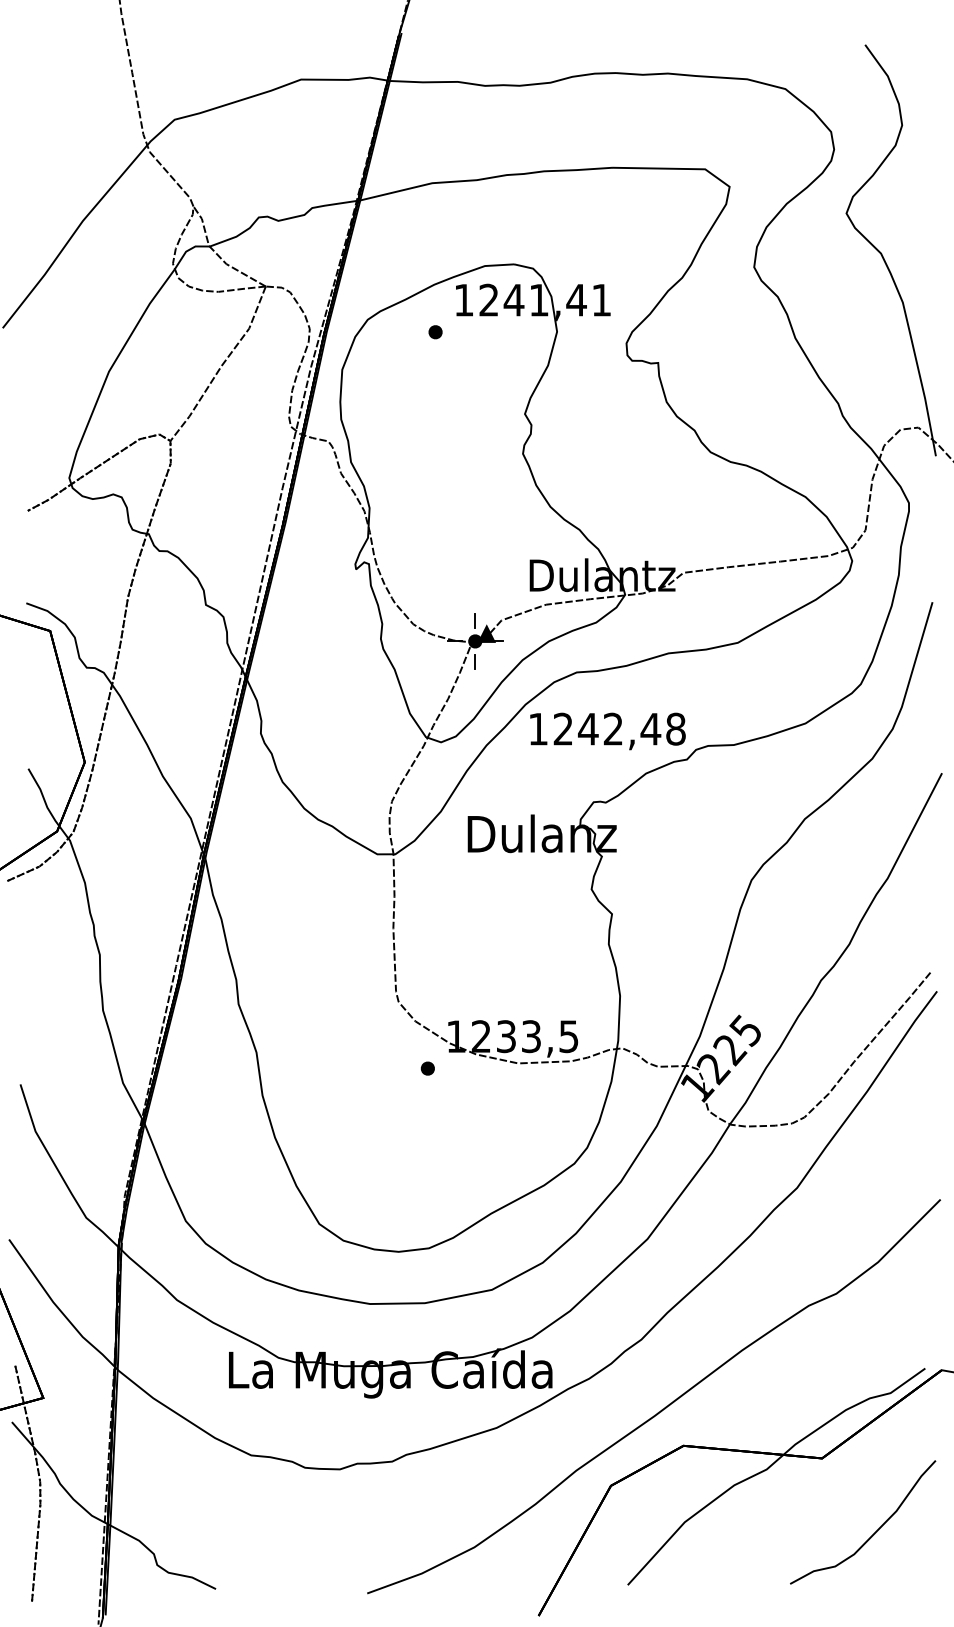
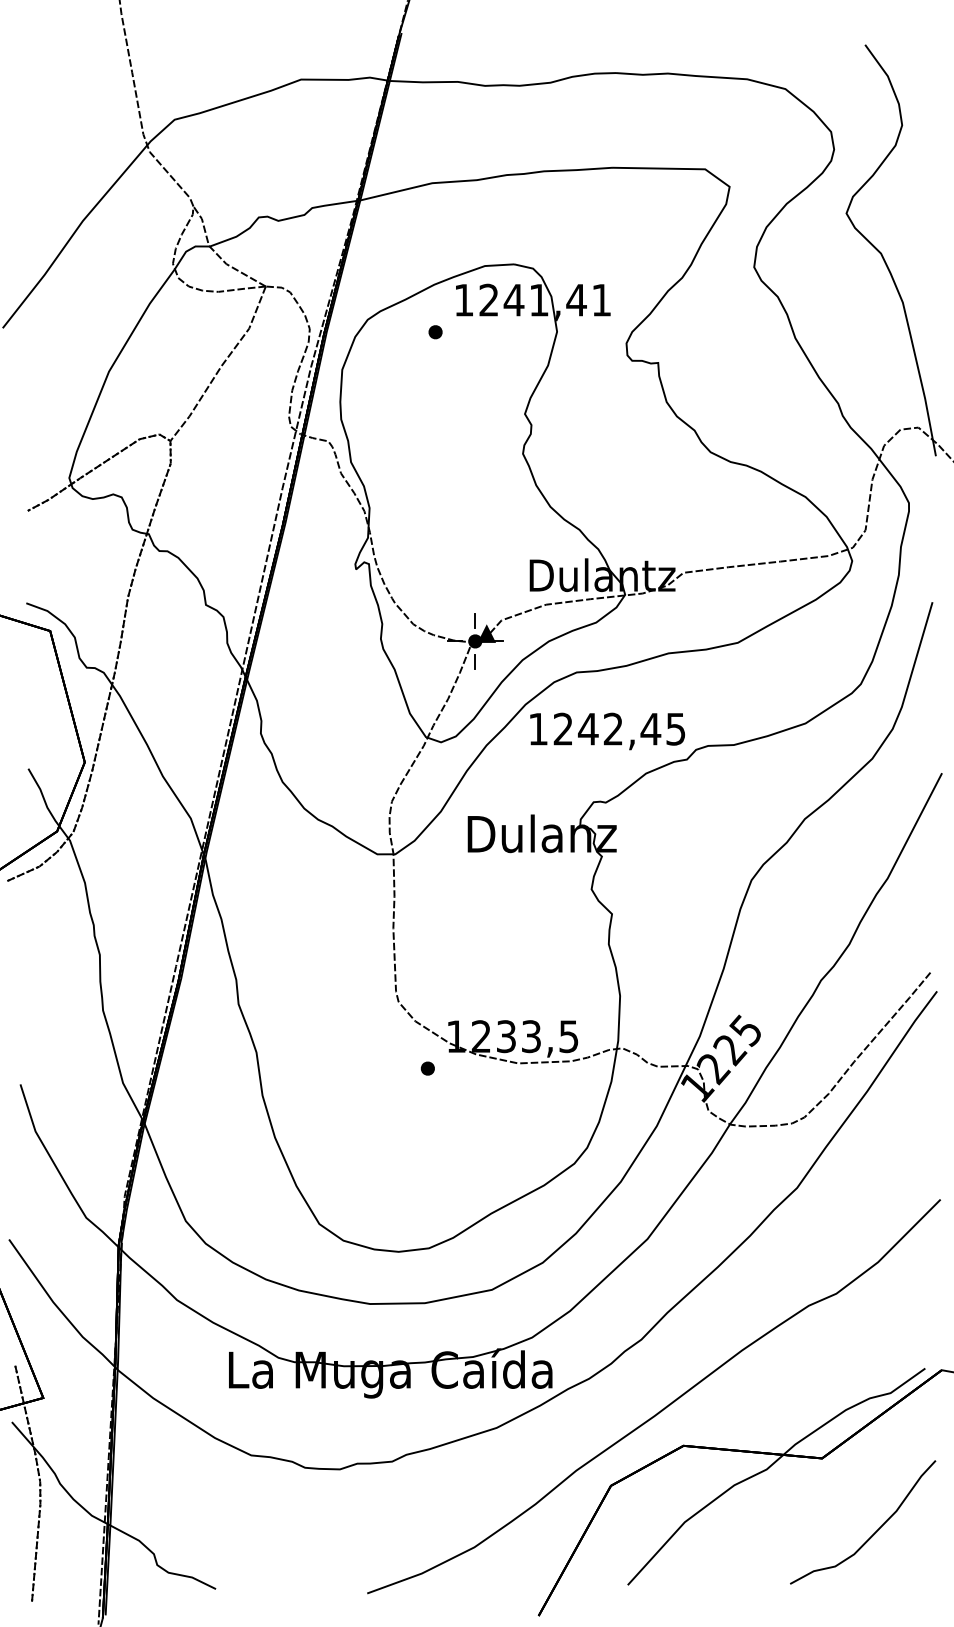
text: 1242,48 -> 1242,45 (675, 728)
